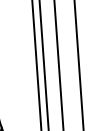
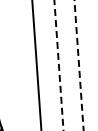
line: present -> none (43, 64)
line: solid -> dashed (58, 65)
line: solid -> dashed (79, 65)
